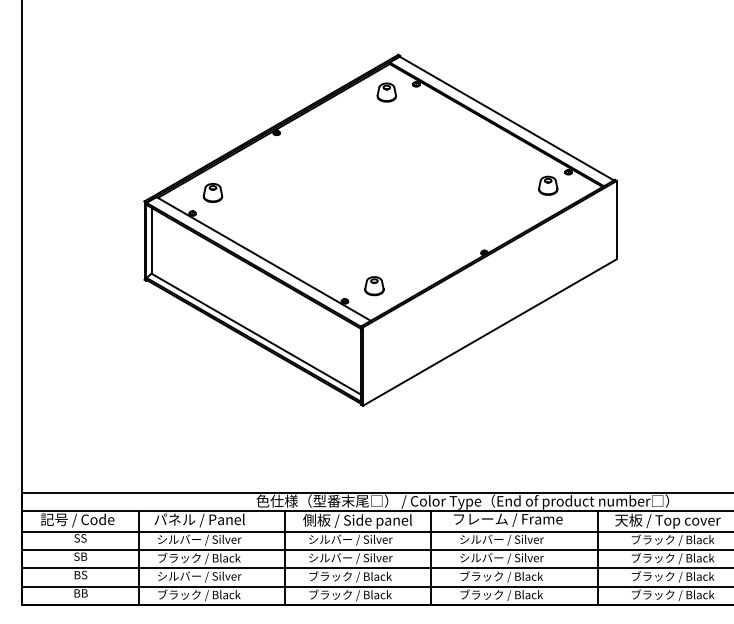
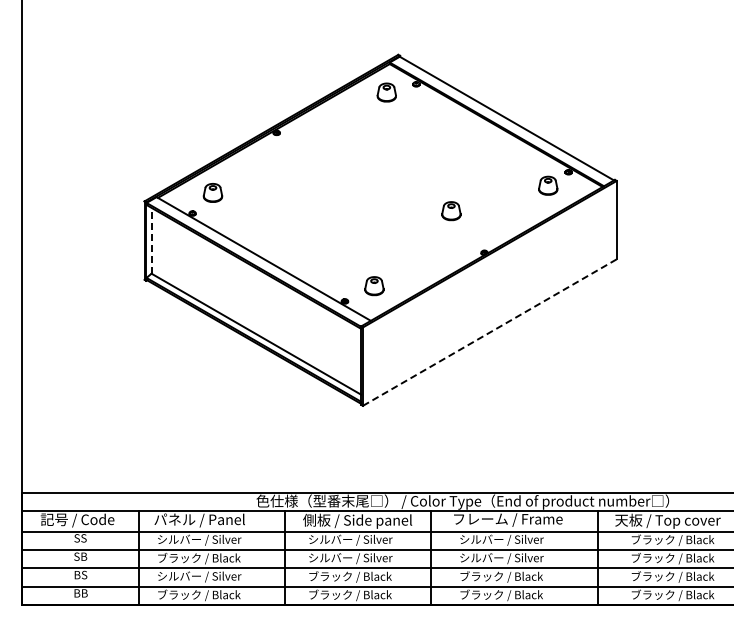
part: none -> present (451, 211)
line: solid -> dashed (151, 240)
line: solid -> dashed (489, 332)
